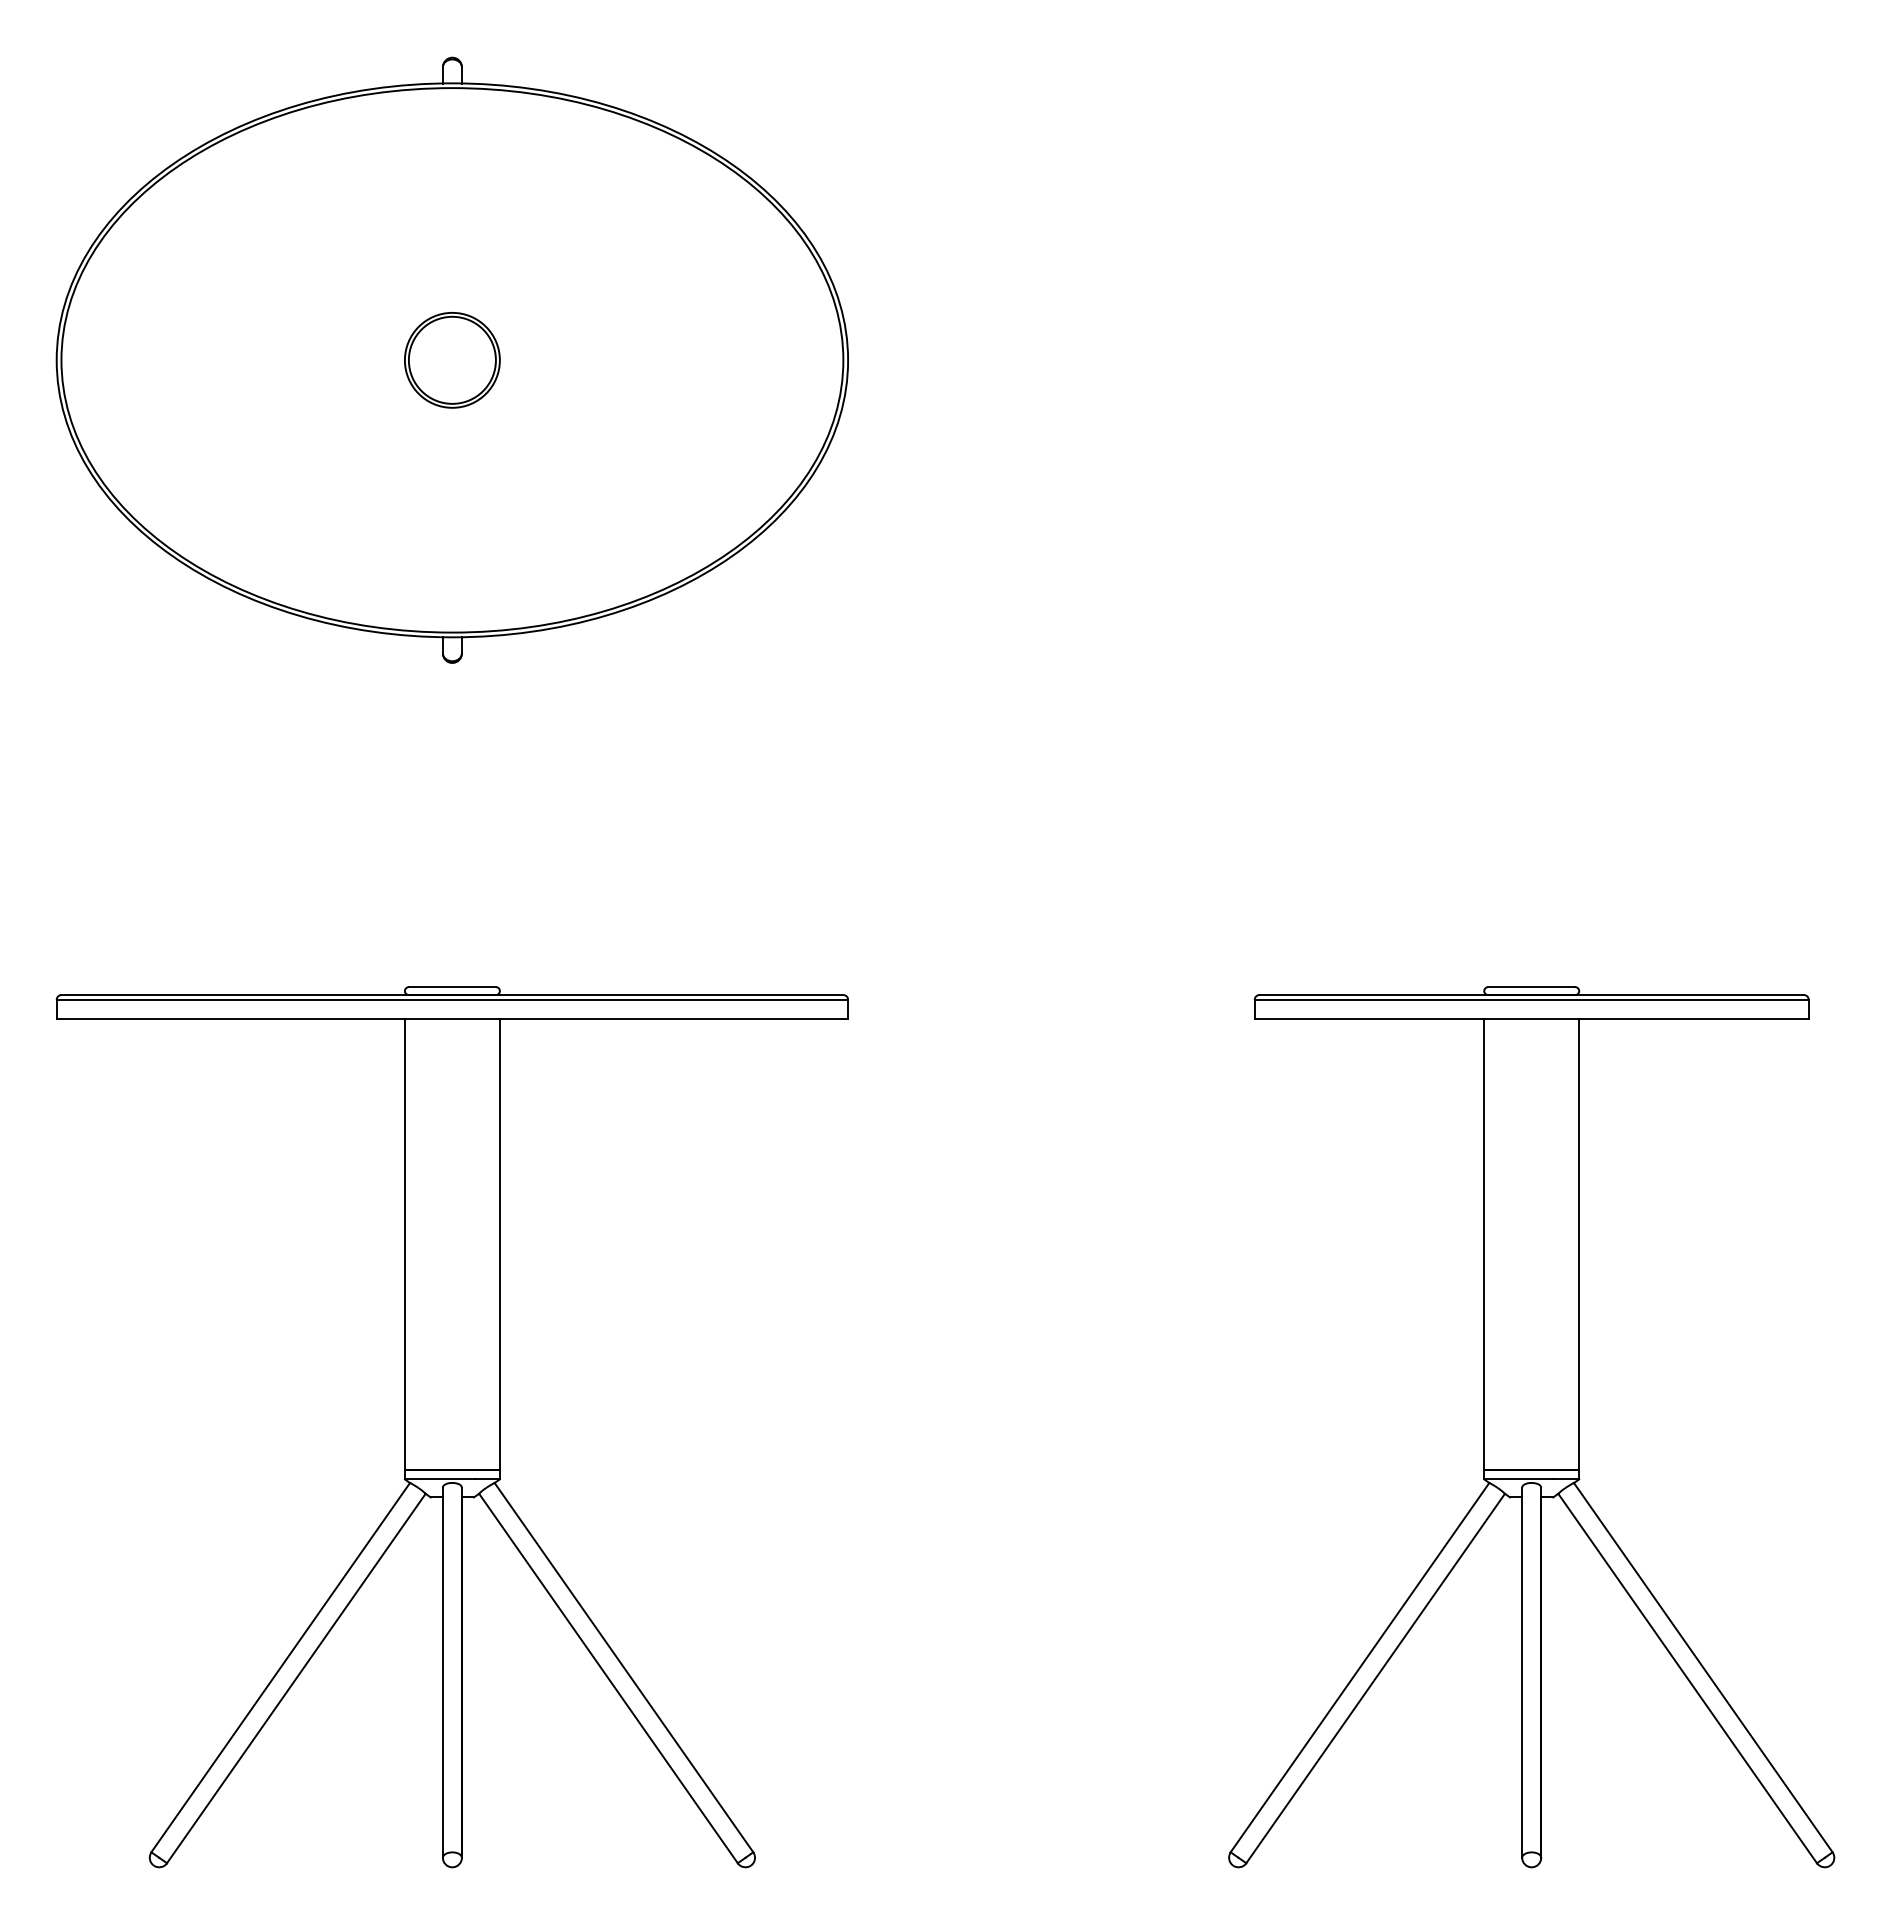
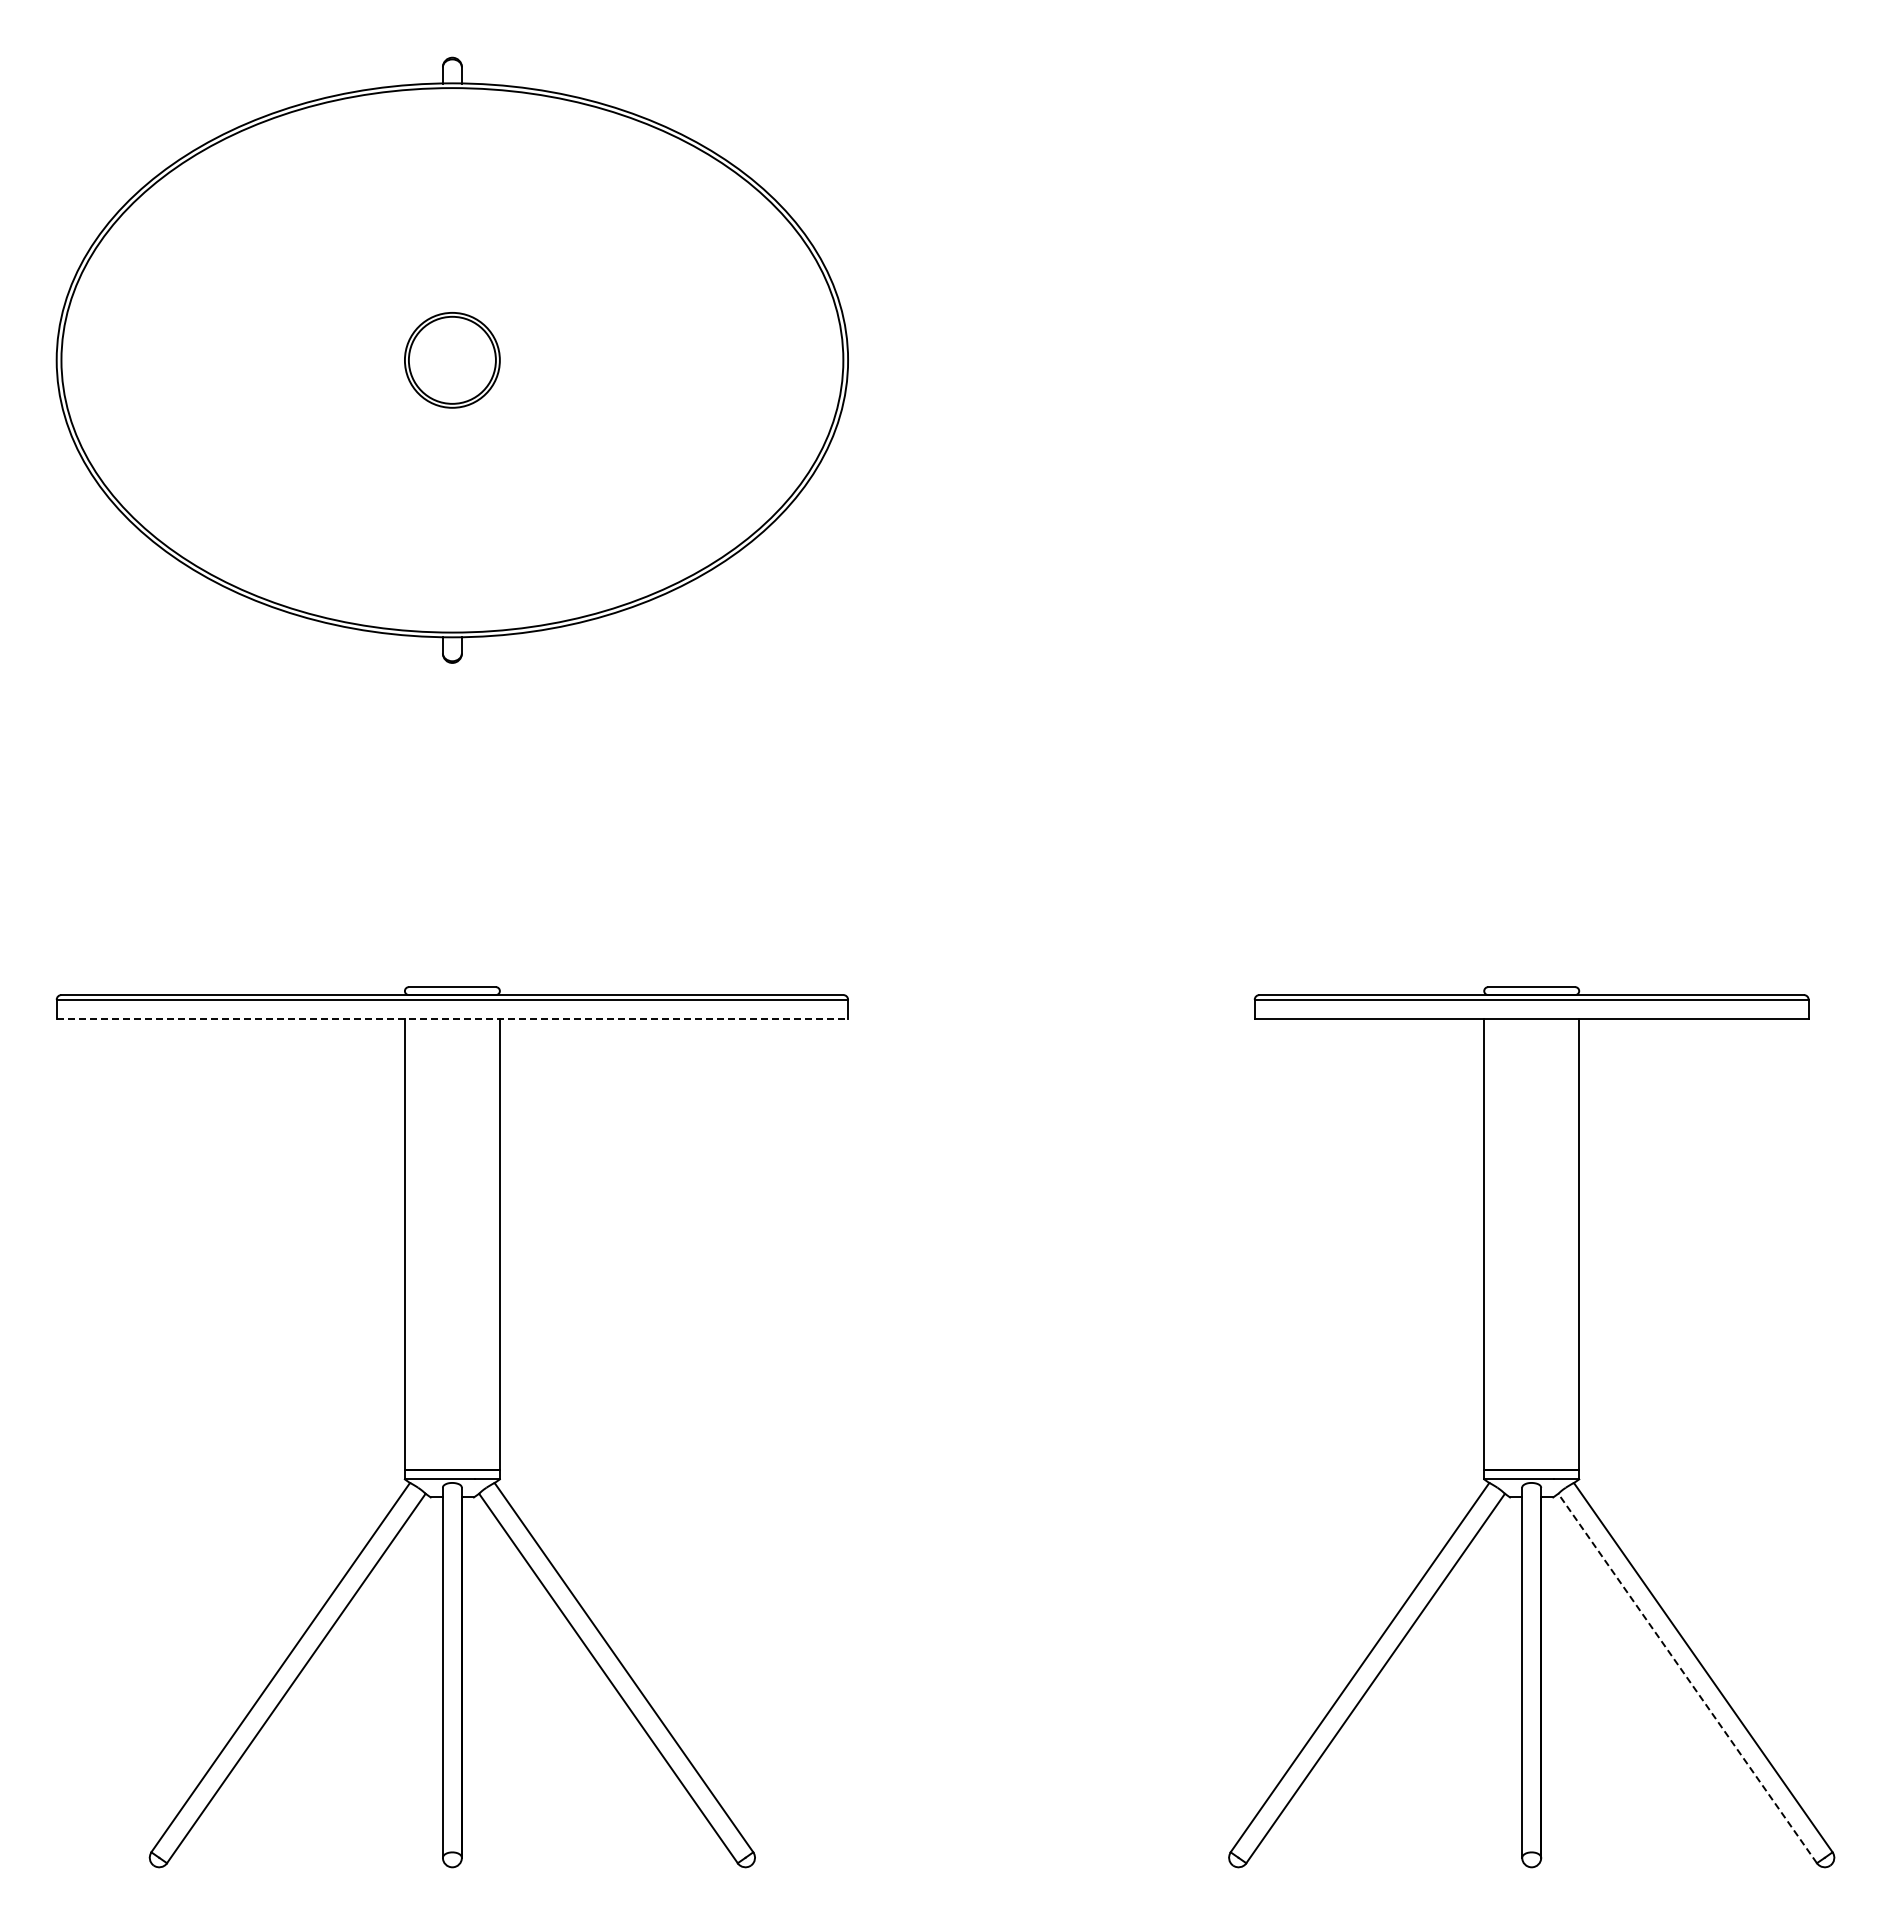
line: solid -> dashed (452, 1018)
line: solid -> dashed (1687, 1678)
